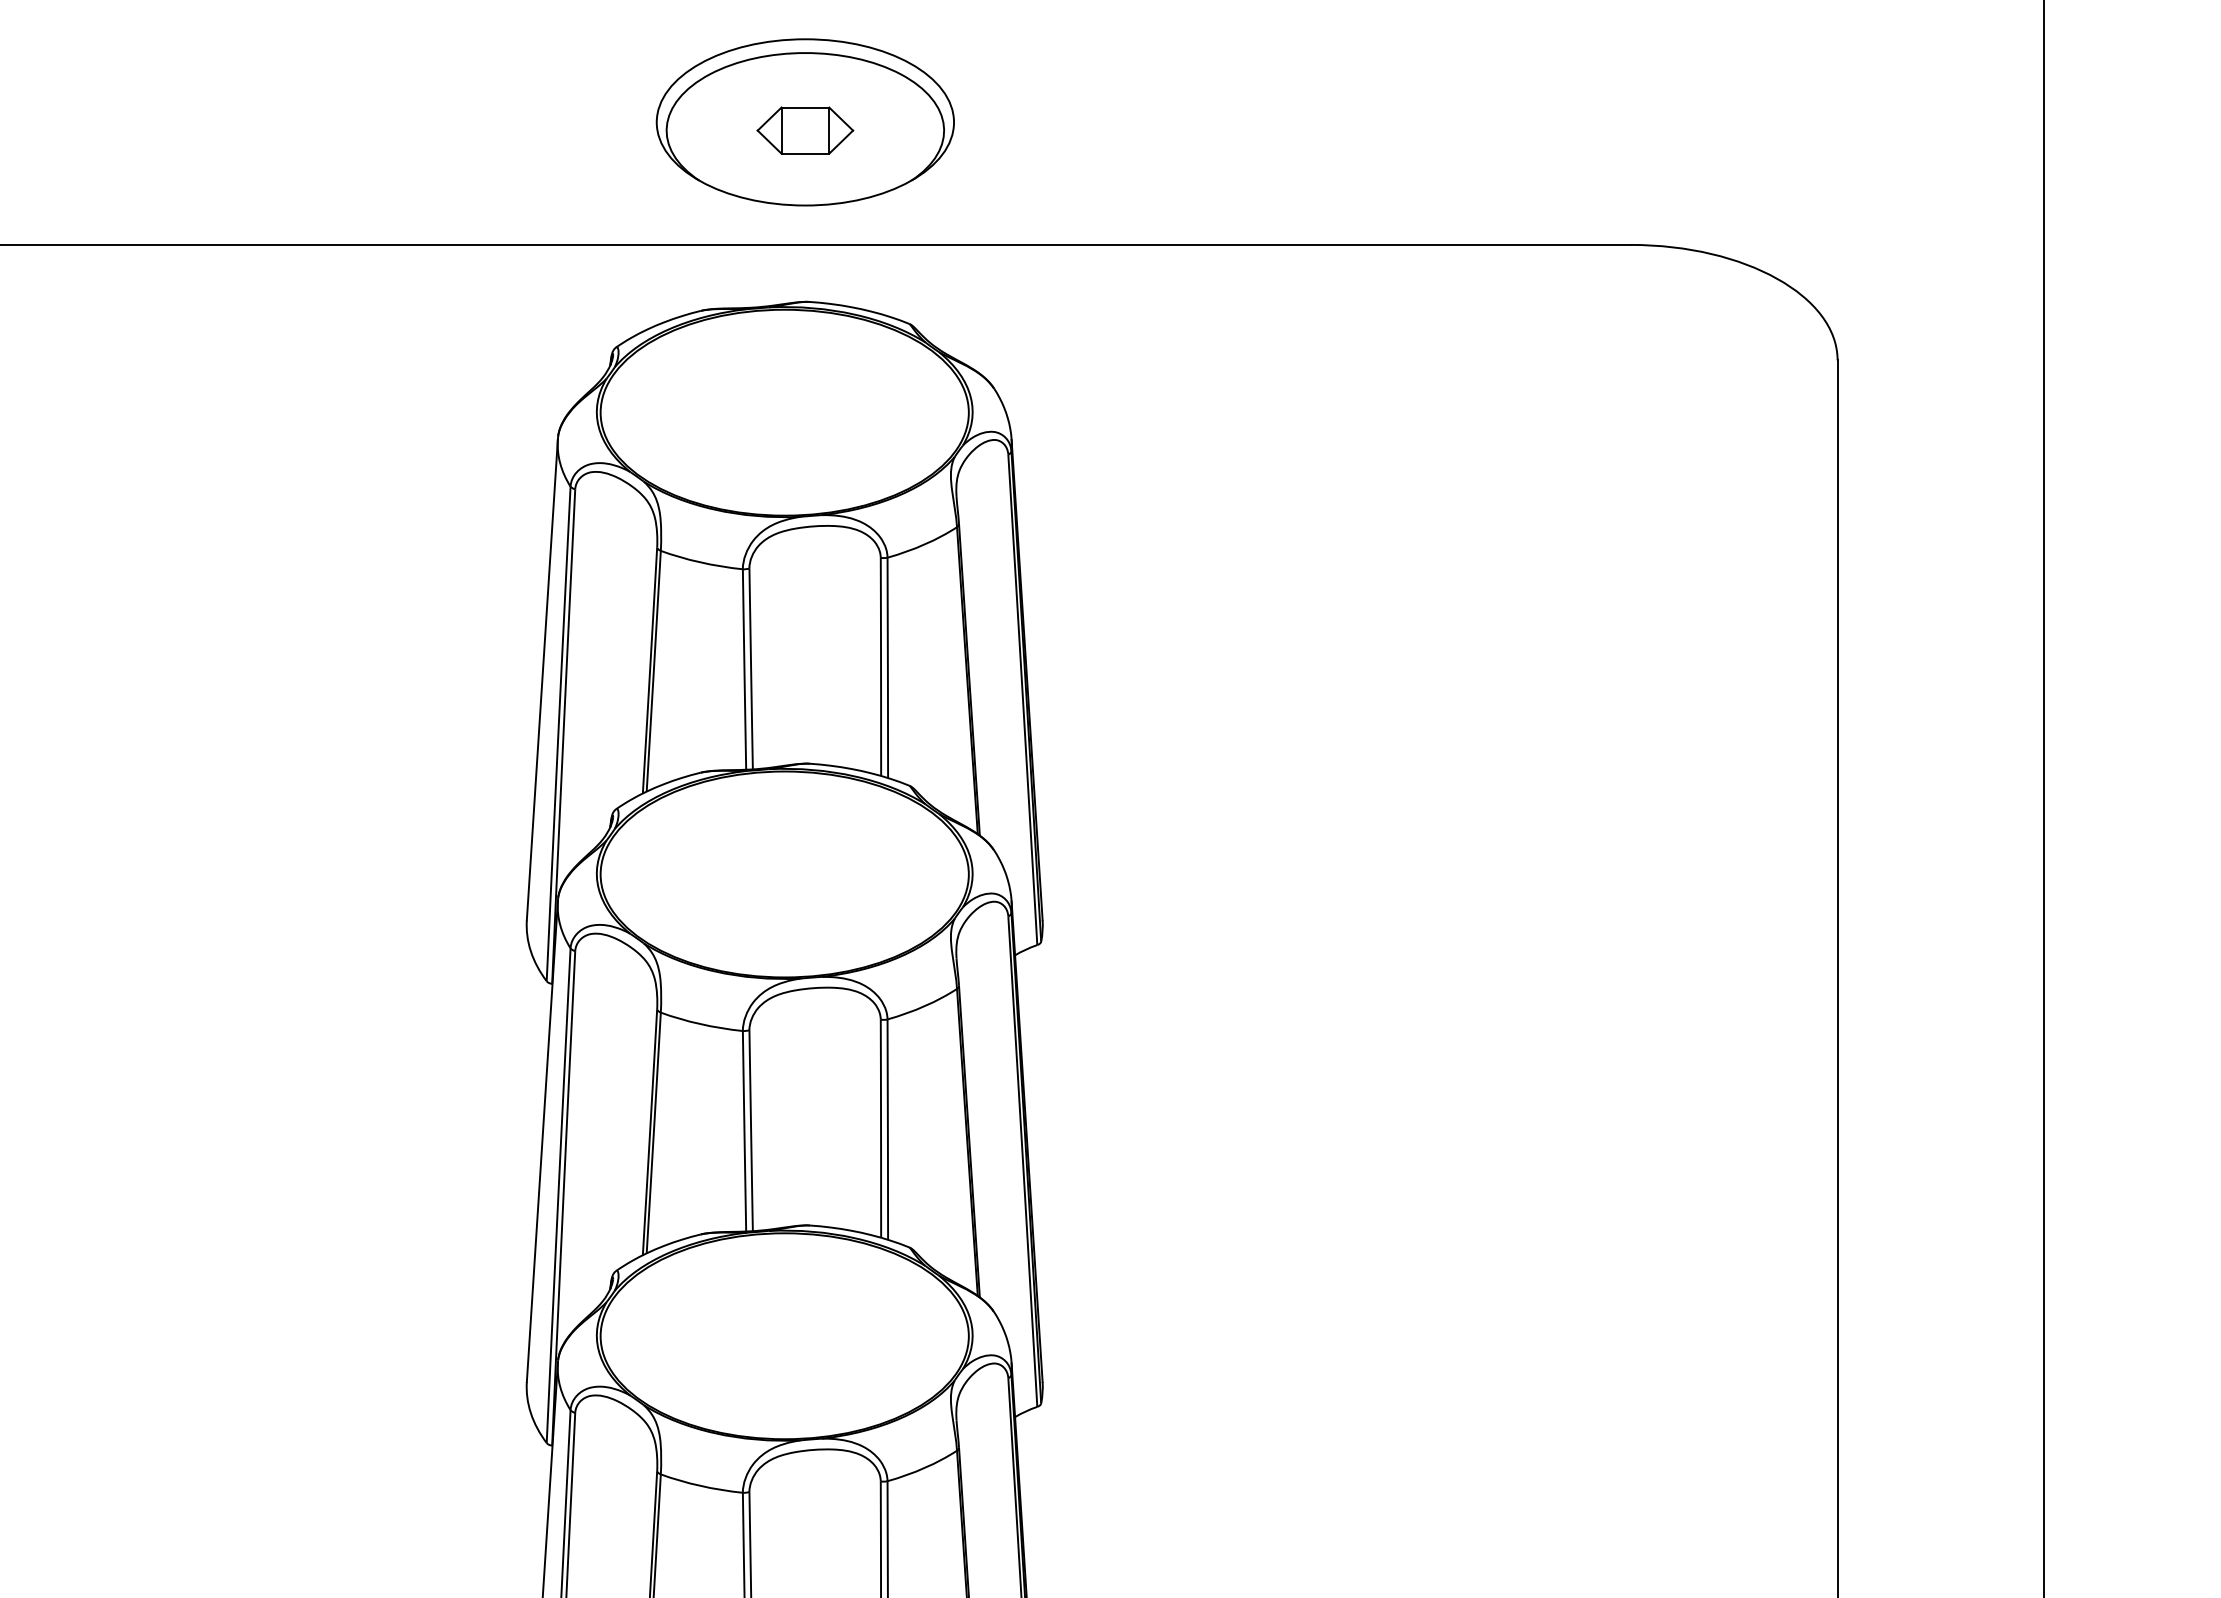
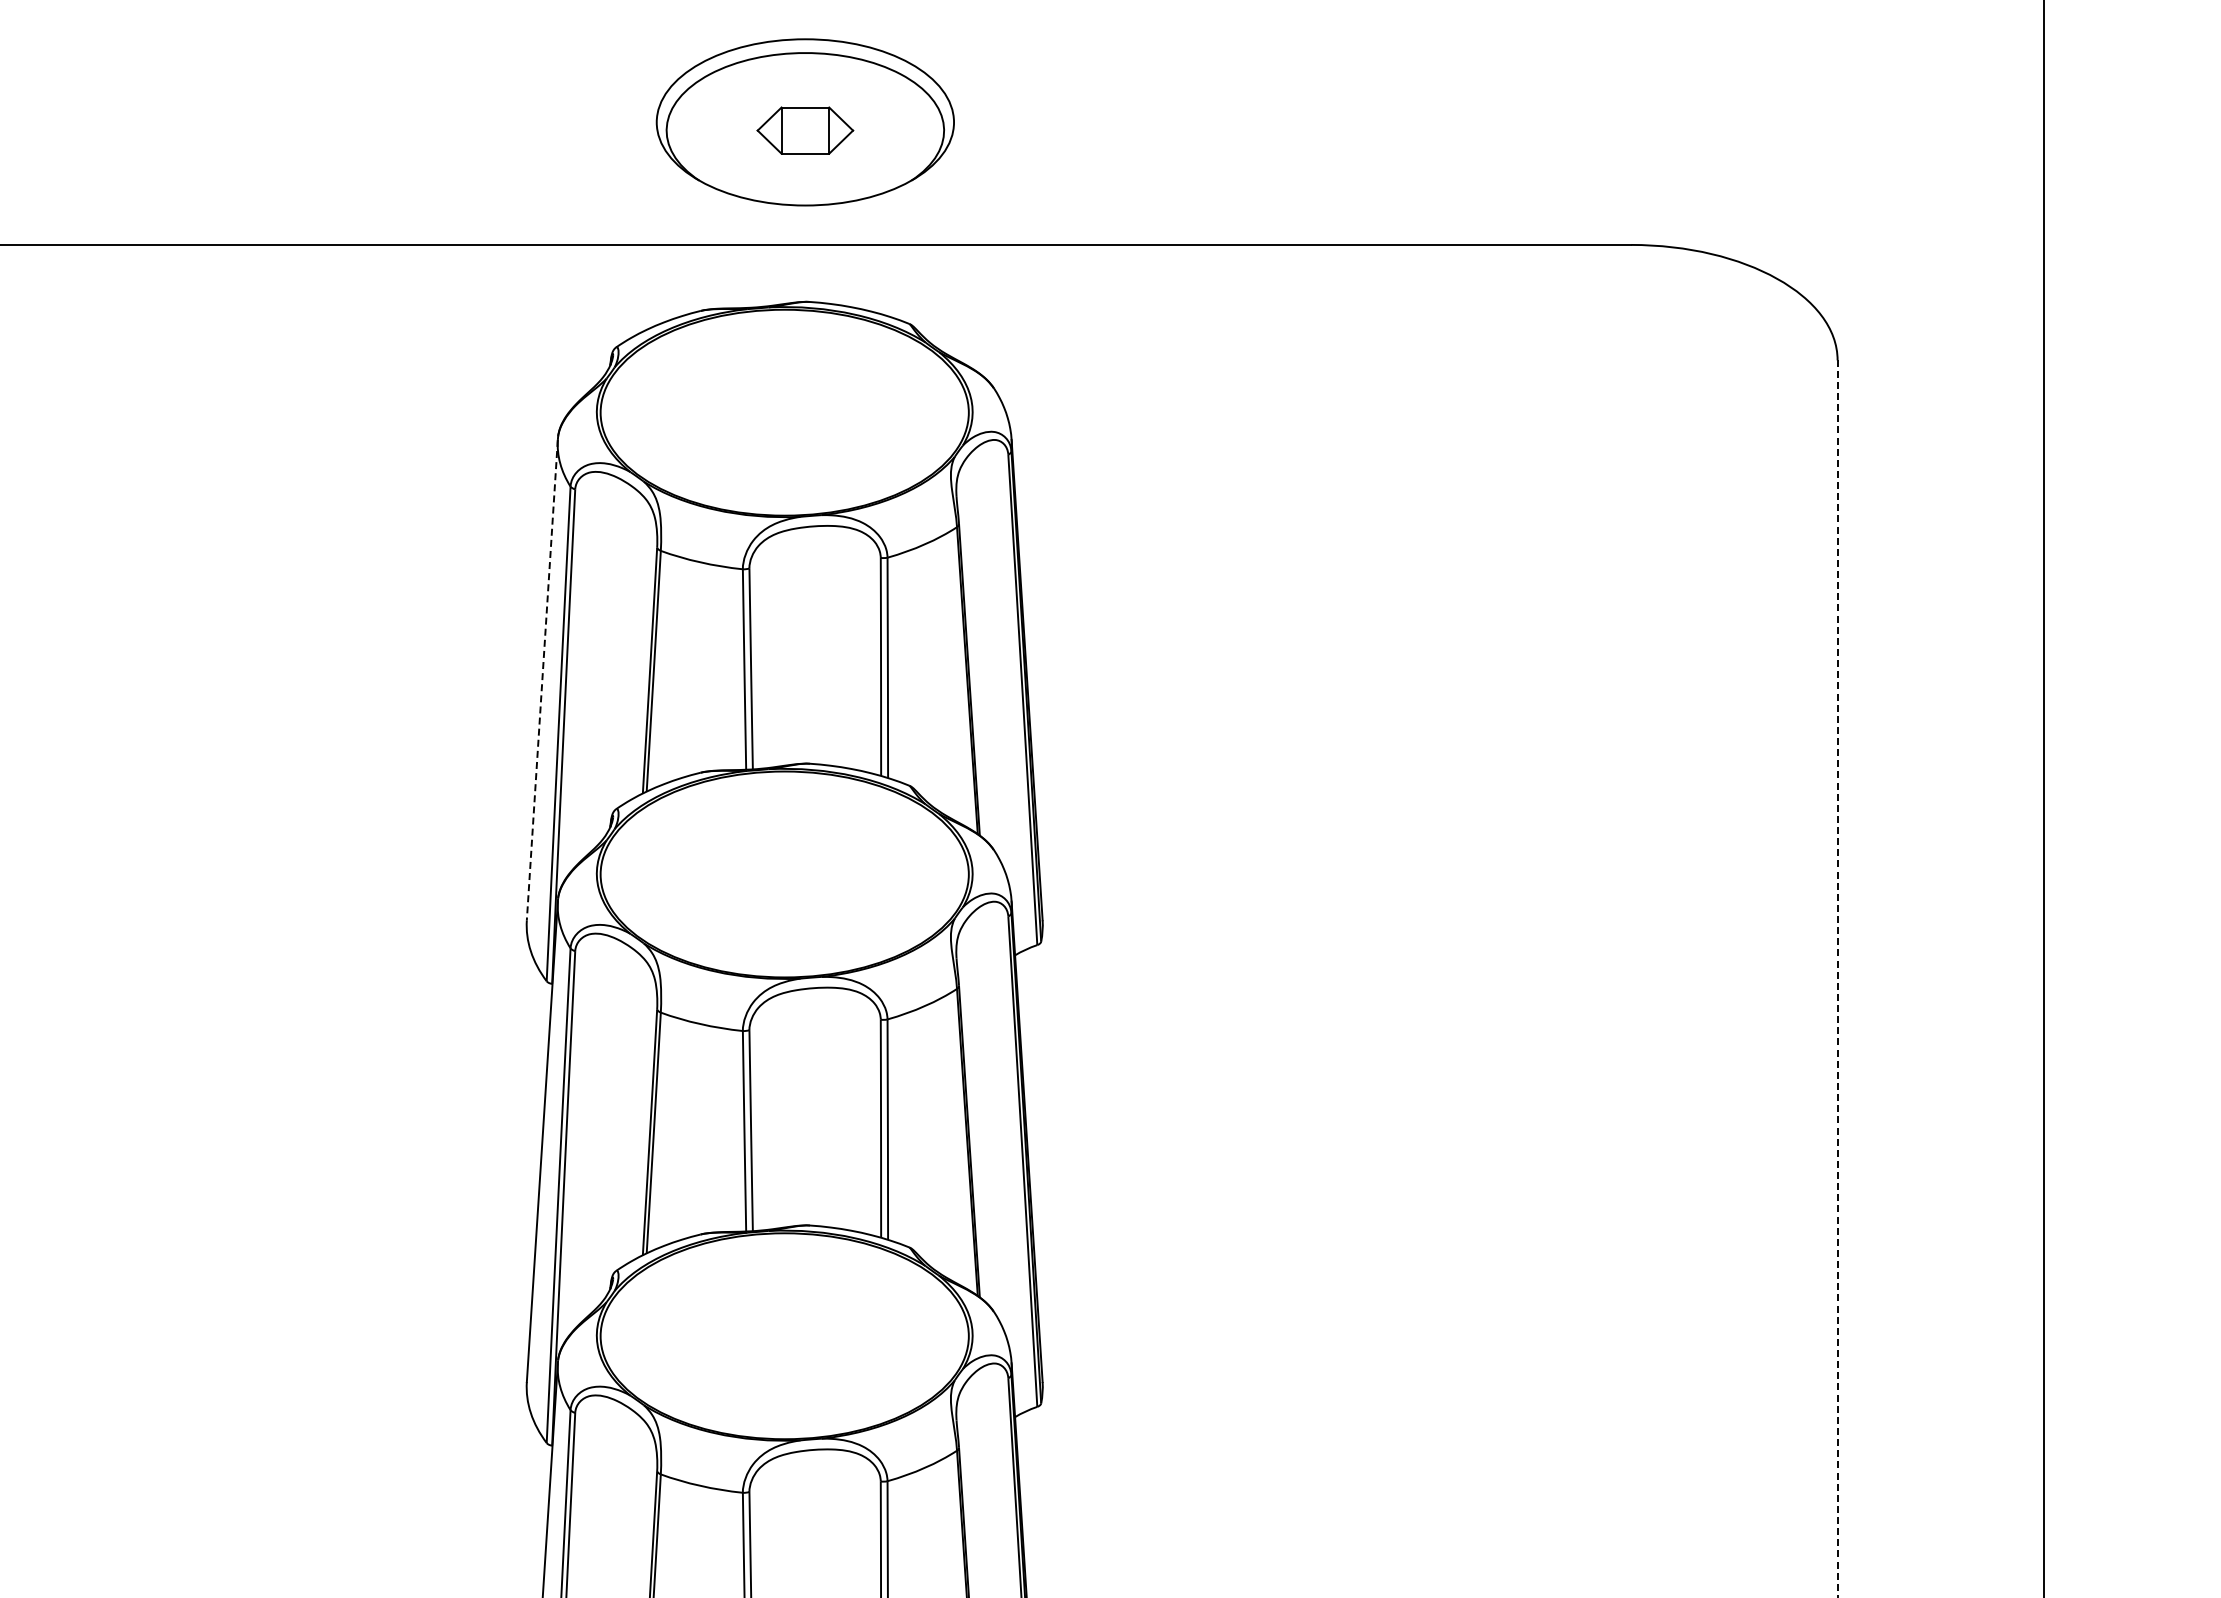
line: solid -> dashed (542, 680)
line: solid -> dashed (1837, 978)
